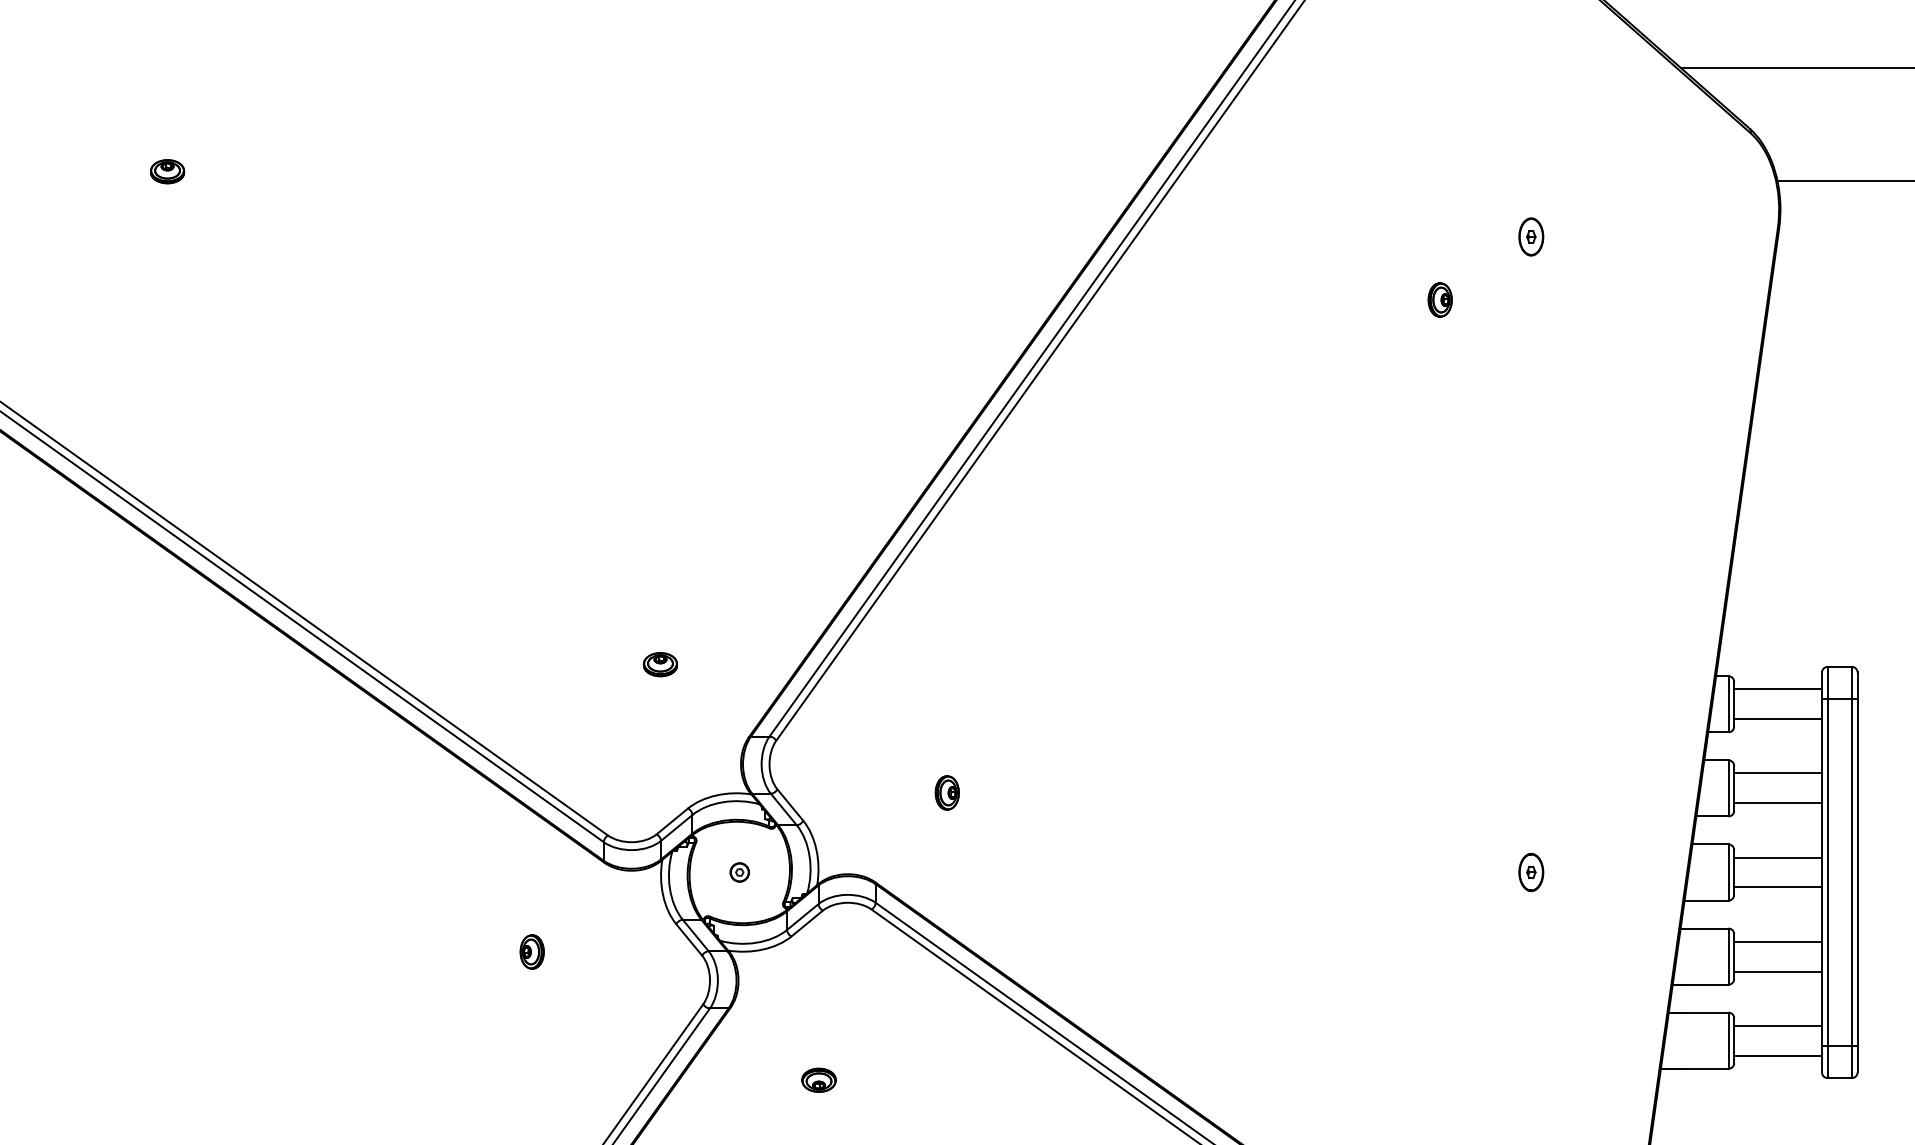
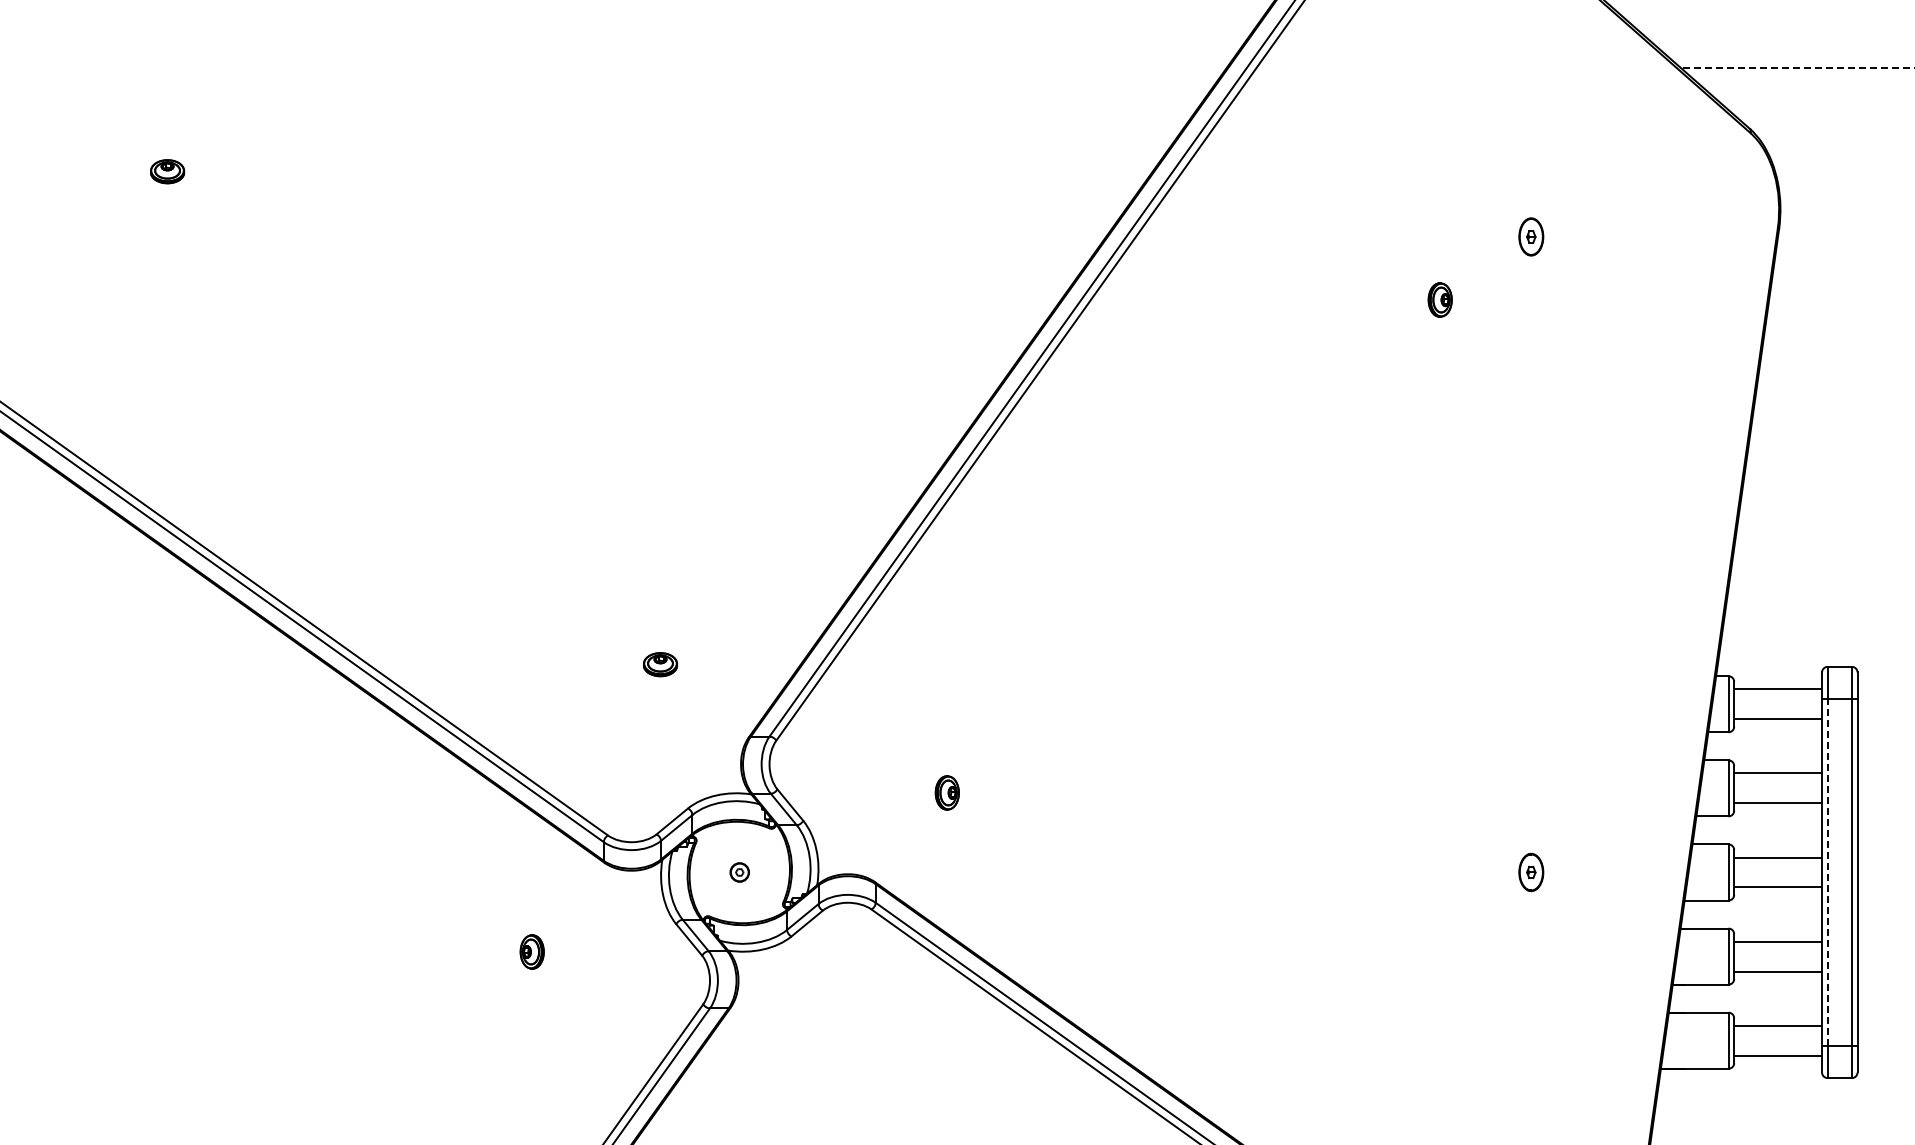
line: solid -> dashed (1797, 68)
line: present -> none (1844, 181)
line: solid -> dashed (1827, 872)
part: present -> none (818, 1079)
